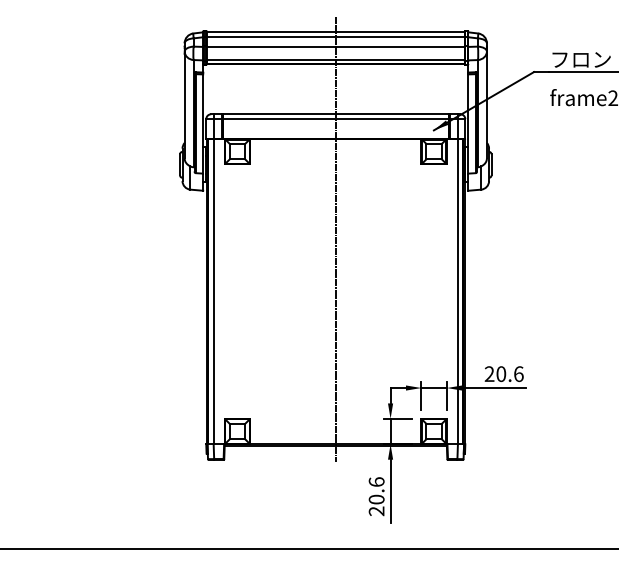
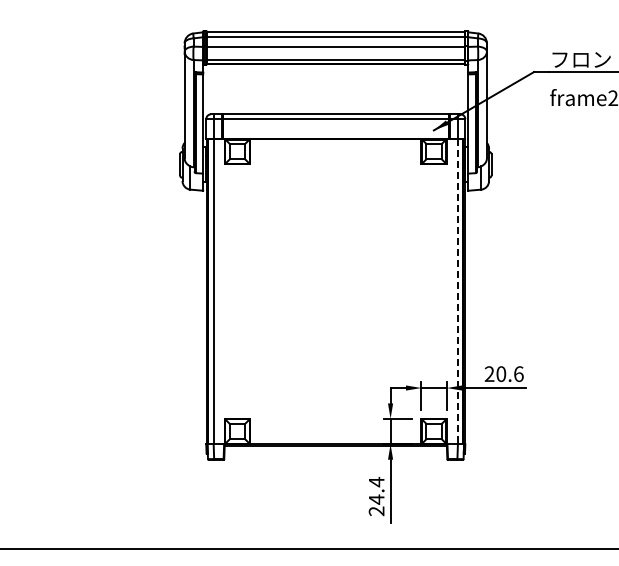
line: present -> none (335, 238)
line: solid -> dashed (457, 291)
text: 20.6 -> 24.4 (376, 490)
